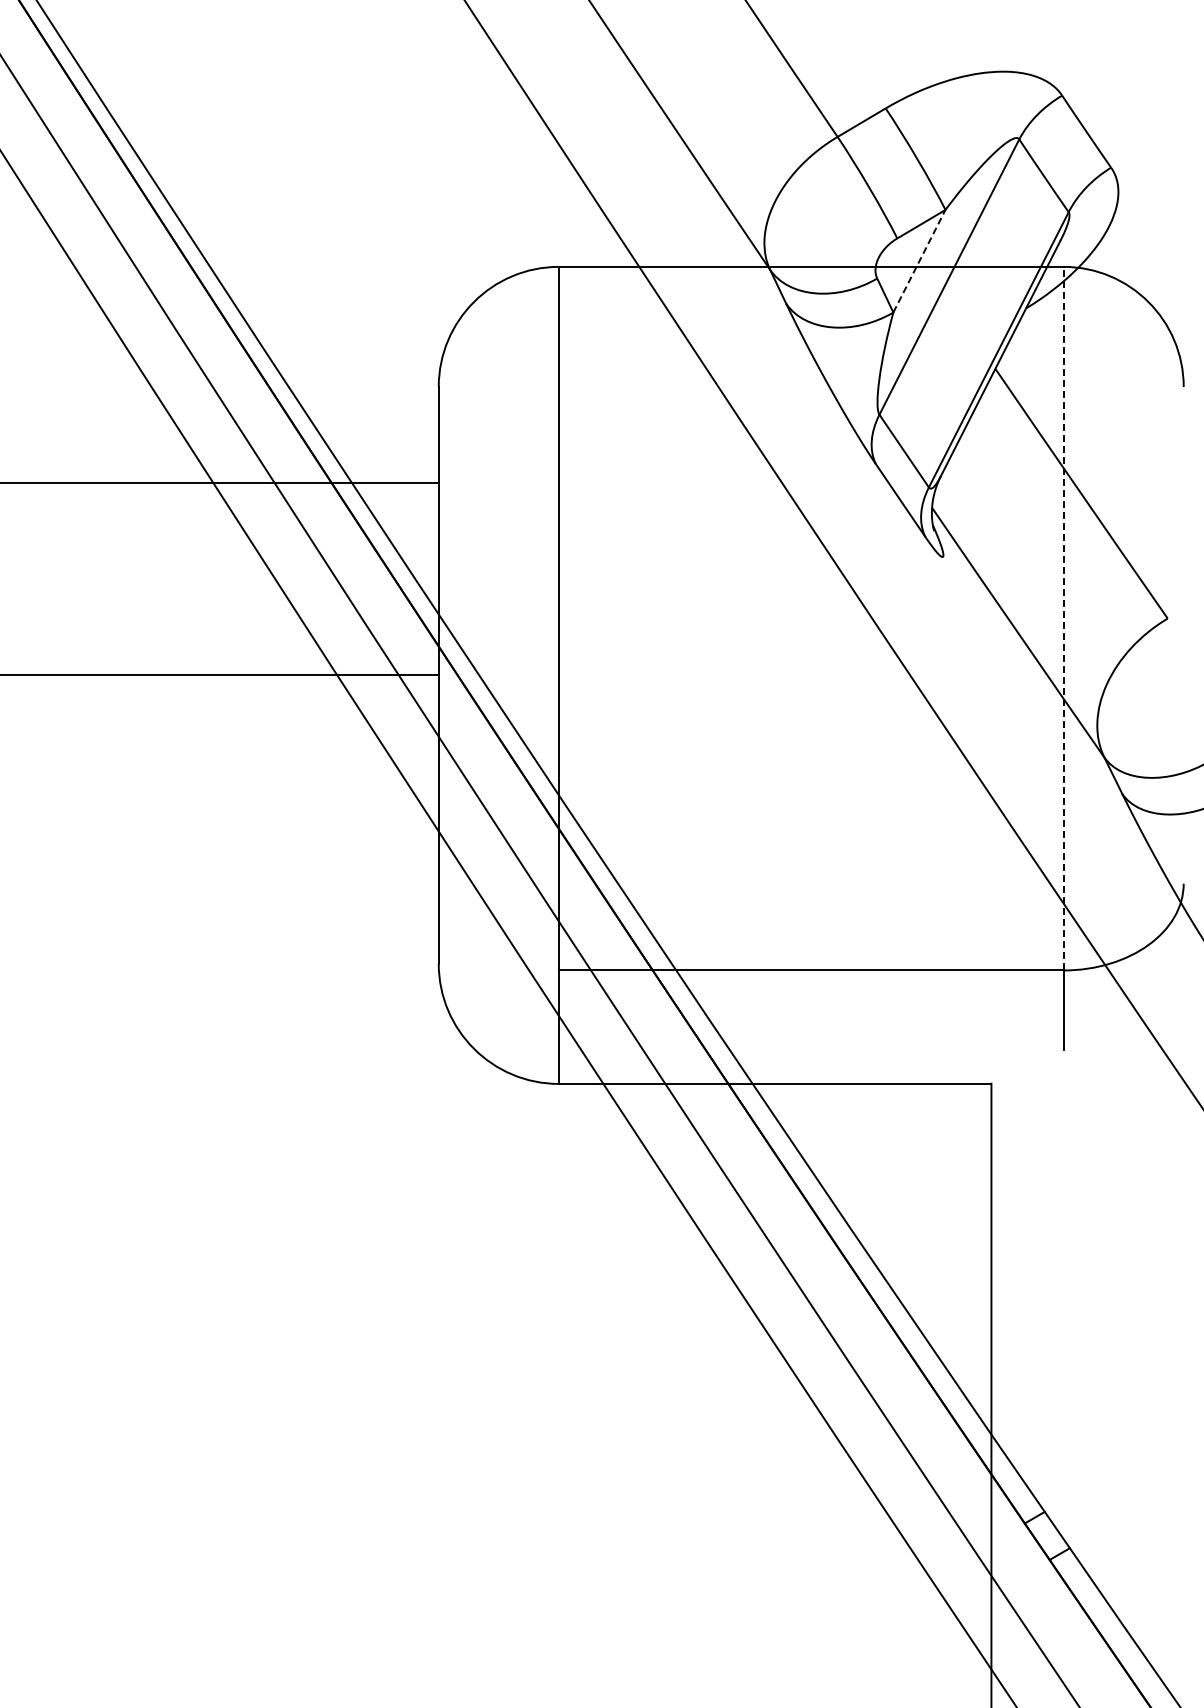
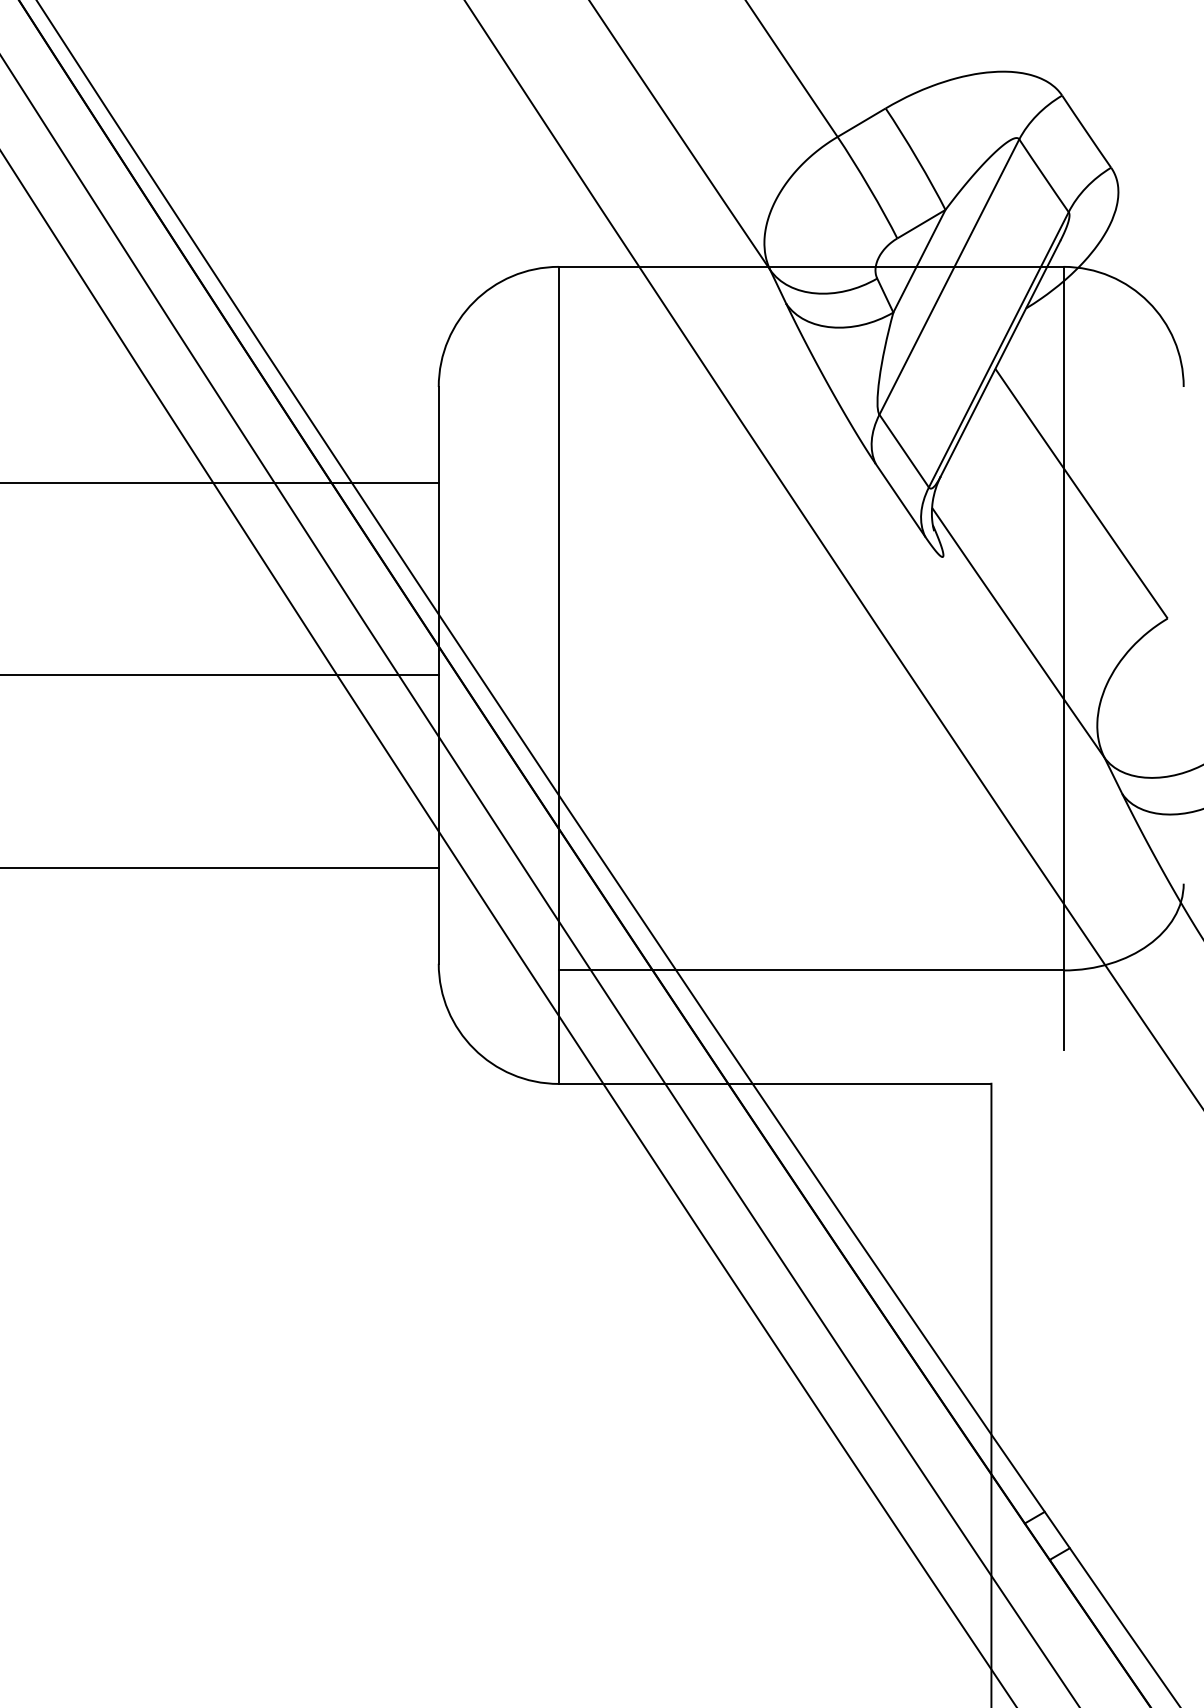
line: dashed -> solid (919, 261)
line: dashed -> solid (1063, 618)
line: none -> present (220, 867)
